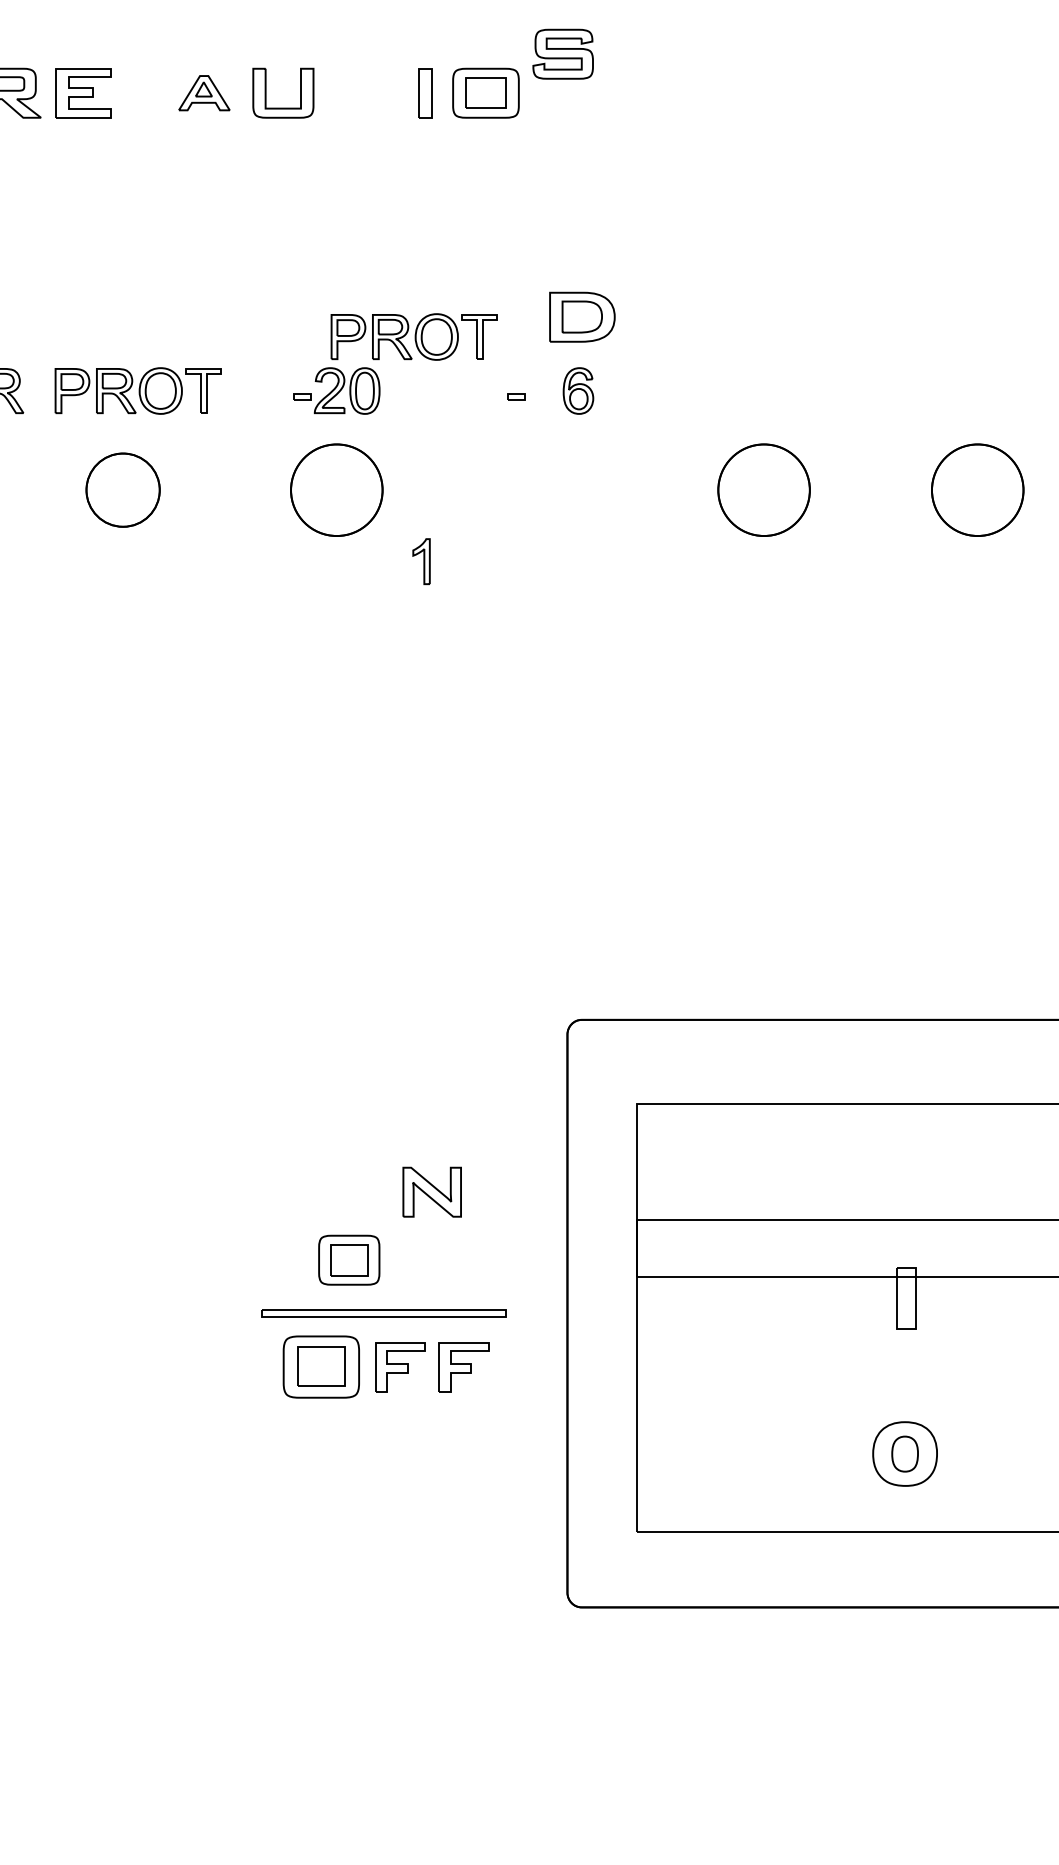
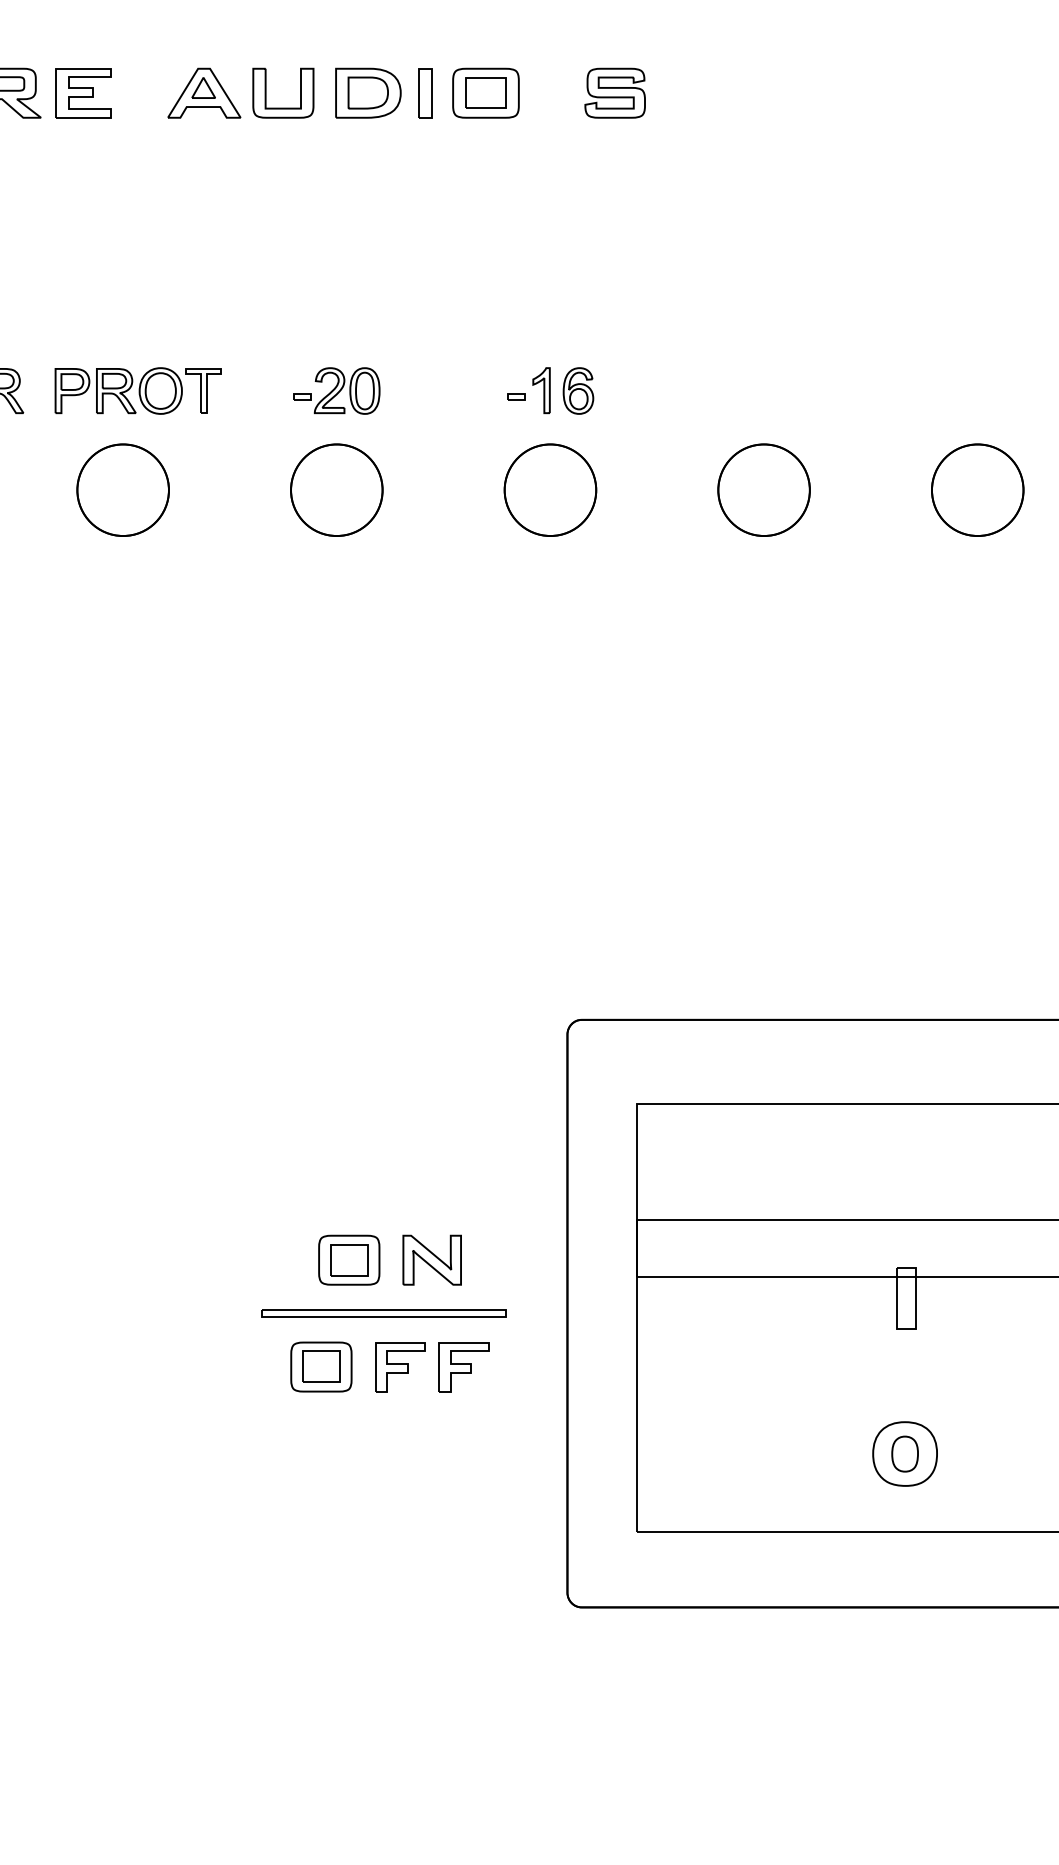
part position: (562, 53) -> (614, 92) (614, 92)
part size: 53x37 px -> 75x52 px (204, 92)
part position: (582, 316) -> (368, 92) (368, 92)
part: present -> none (413, 336)
part size: 76x76 px -> 94x94 px (122, 489)
part: none -> present (550, 489)
part position: (421, 561) -> (541, 390) (541, 390)
part position: (431, 1191) -> (431, 1259) (431, 1259)
part size: 78x64 px -> 63x52 px (321, 1366)
